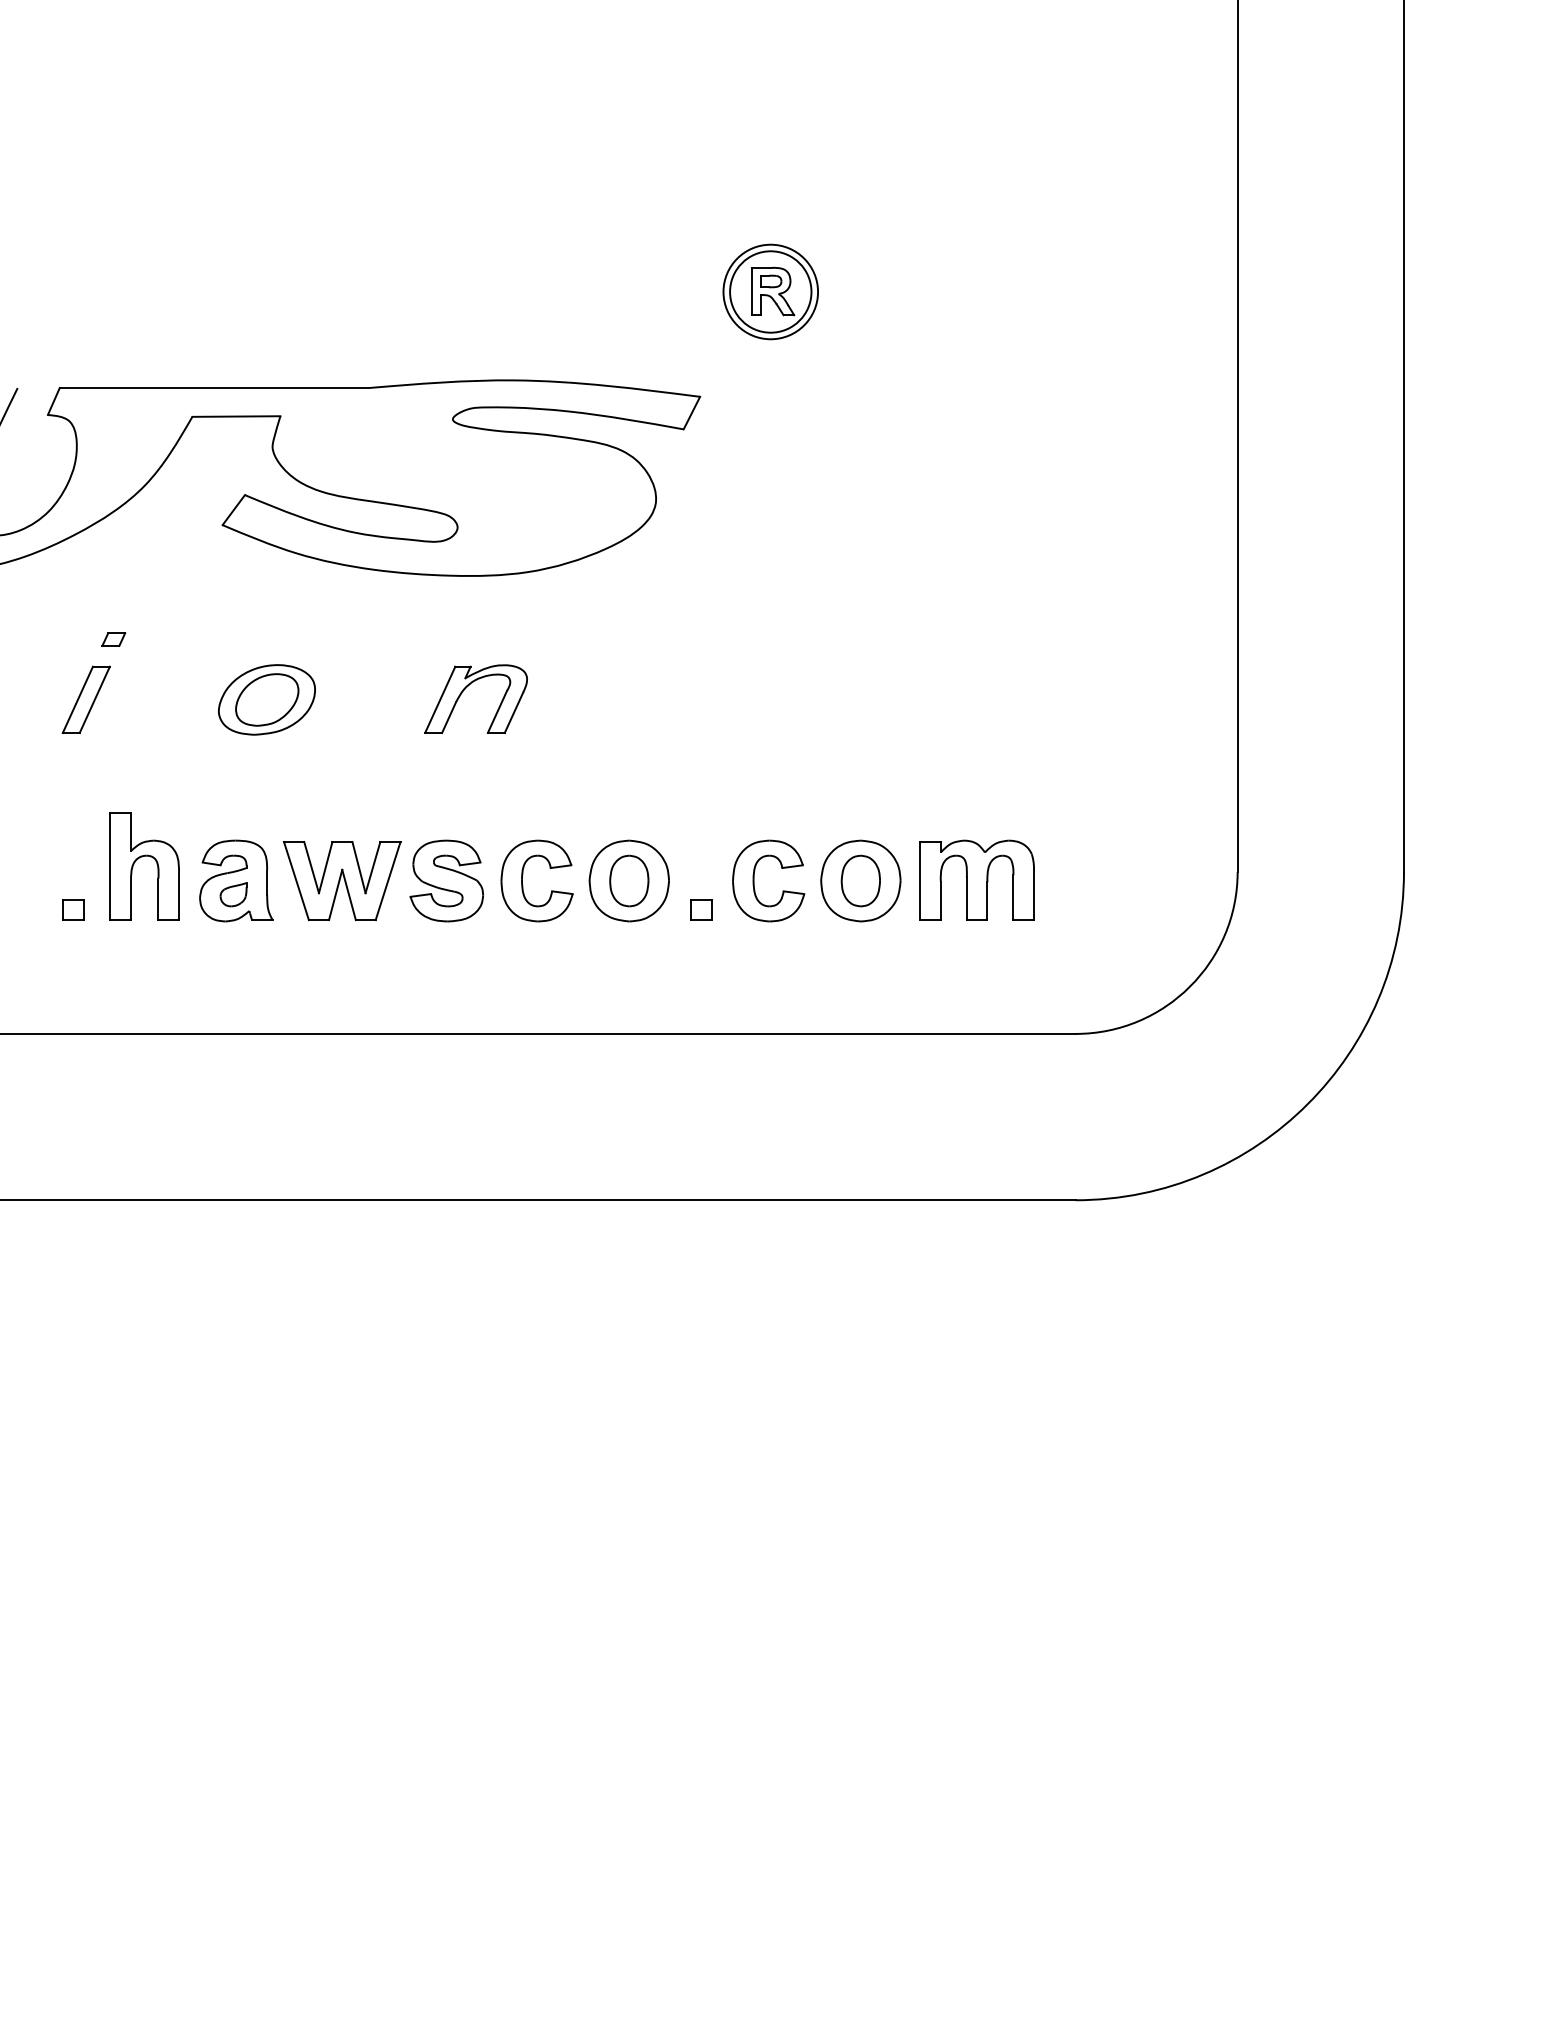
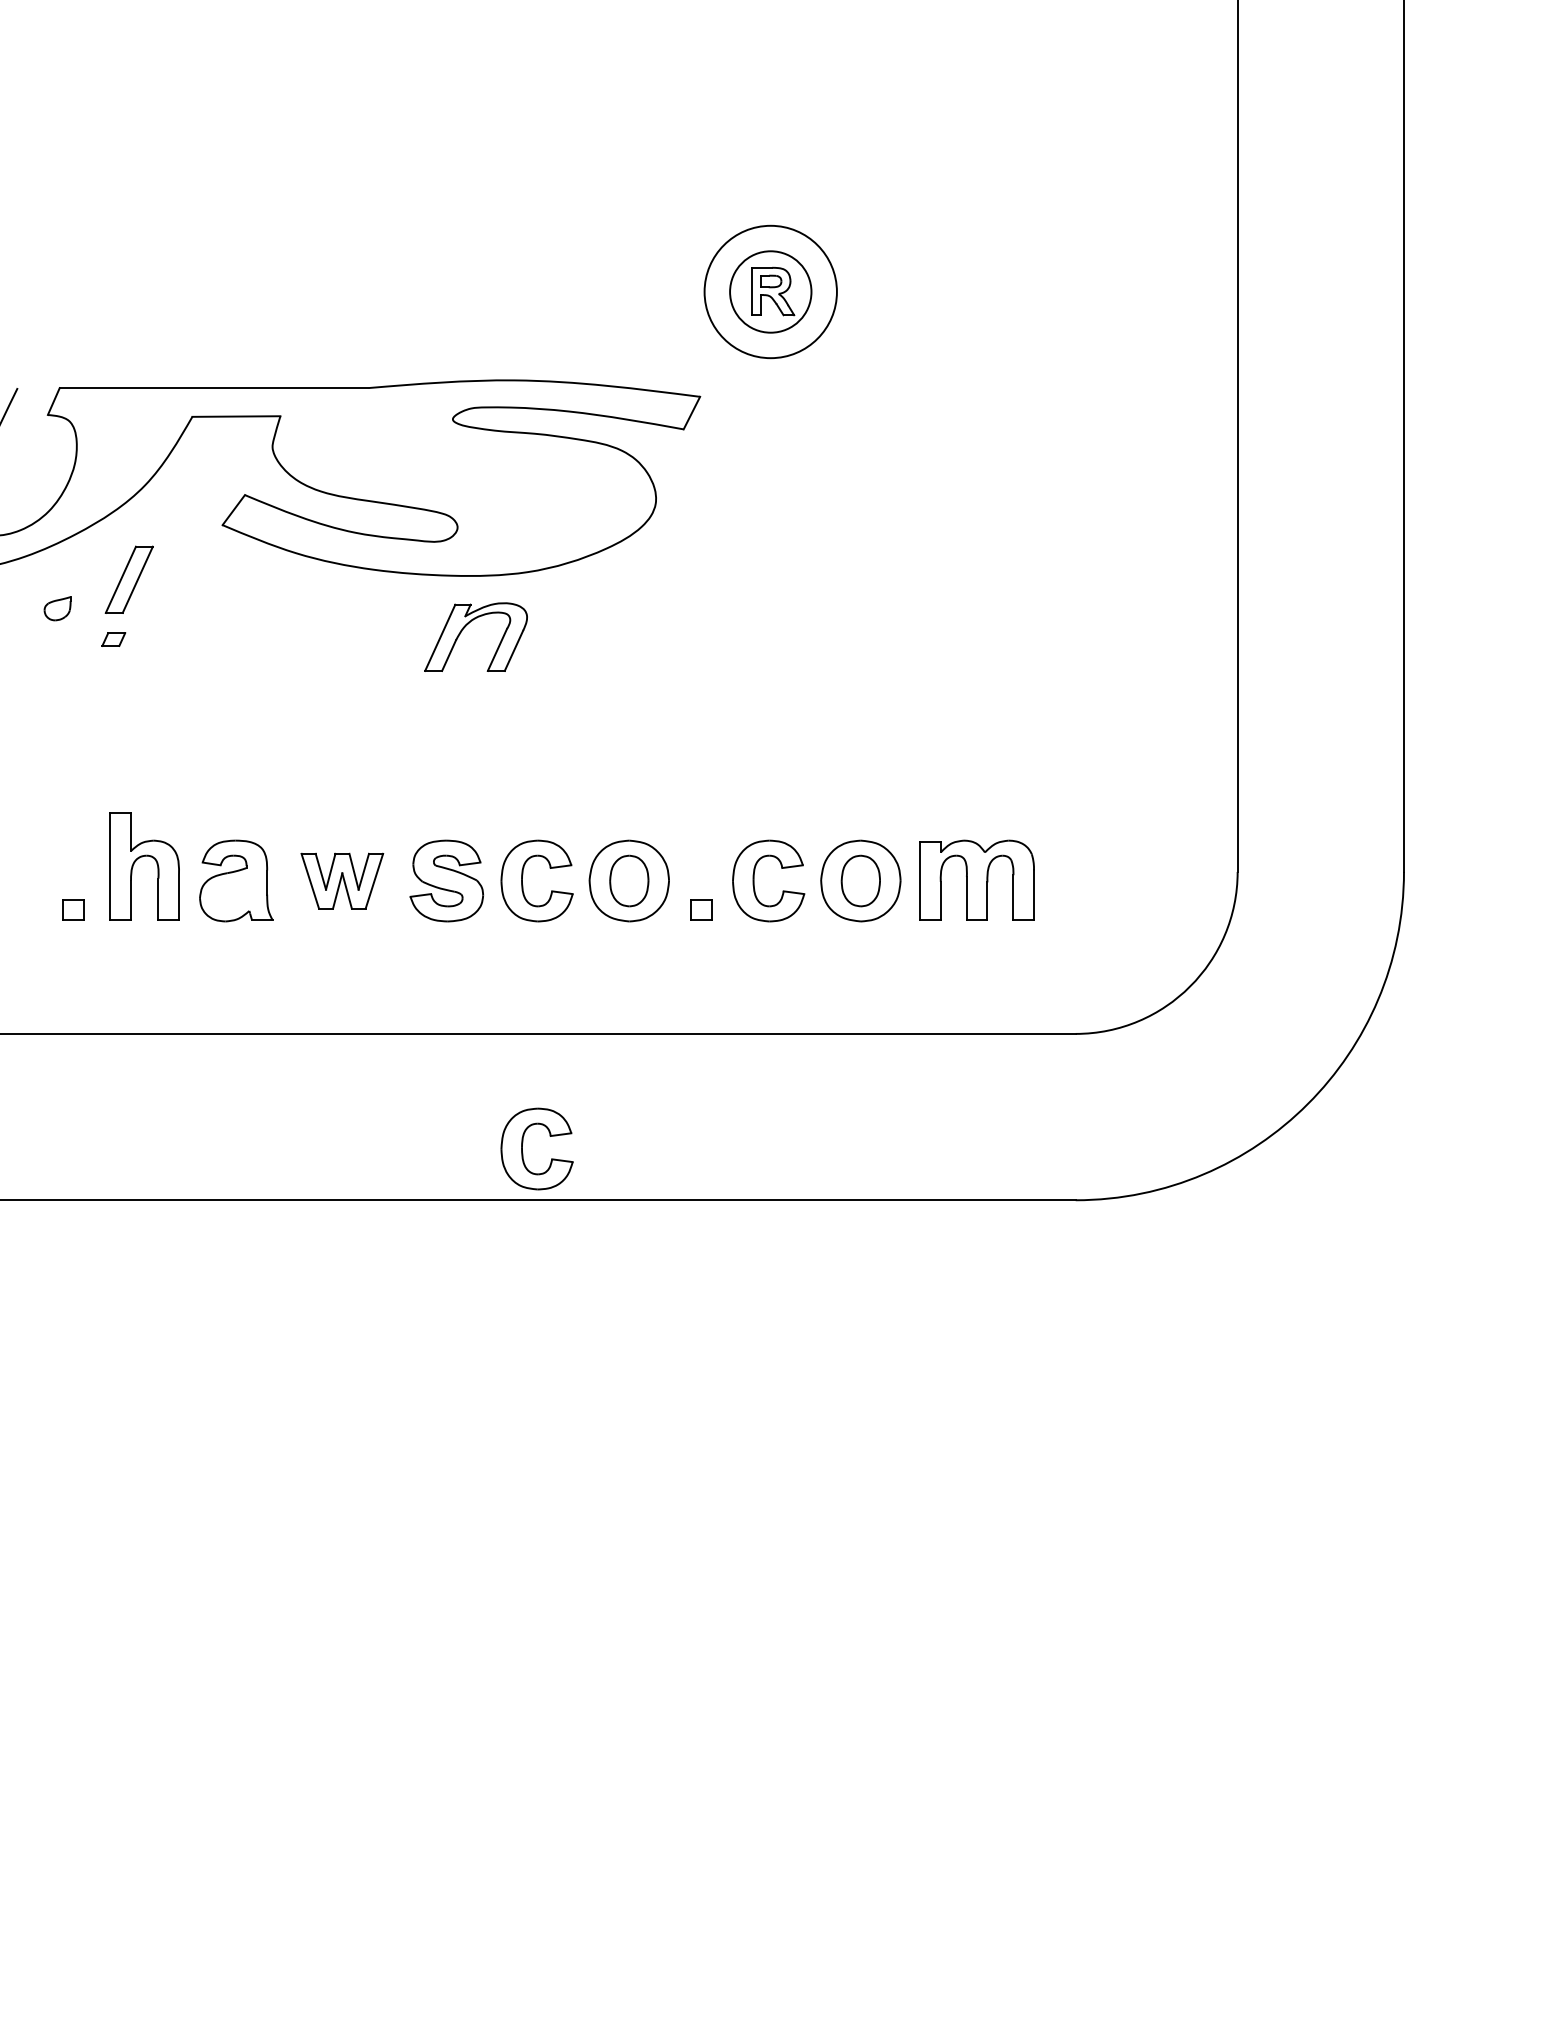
circle diameter: 95 px -> 132 px (770, 291)
part position: (466, 688) -> (466, 626) (466, 626)
part position: (85, 699) -> (128, 579) (128, 579)
part: present -> none (266, 699)
part size: 119x81 px -> 85x58 px (342, 880)
part position: (233, 894) -> (57, 608) (57, 608)
part: none -> present (523, 1153)
